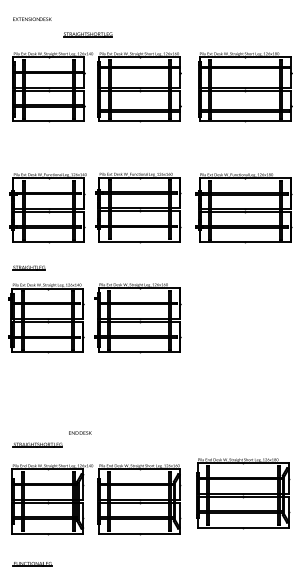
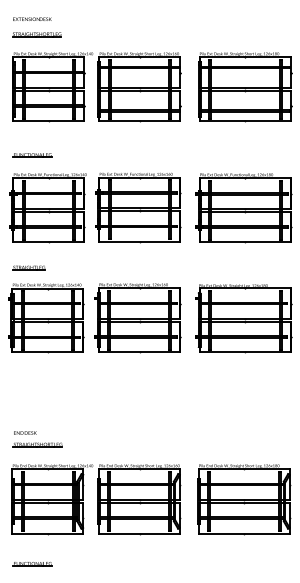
part position: (87, 34) -> (36, 34) (36, 34)
line: none -> present (32, 155)
part: none -> present (243, 318)
text position: (80, 432) -> (25, 432) (25, 432)
part position: (243, 493) -> (244, 499) (244, 499)
